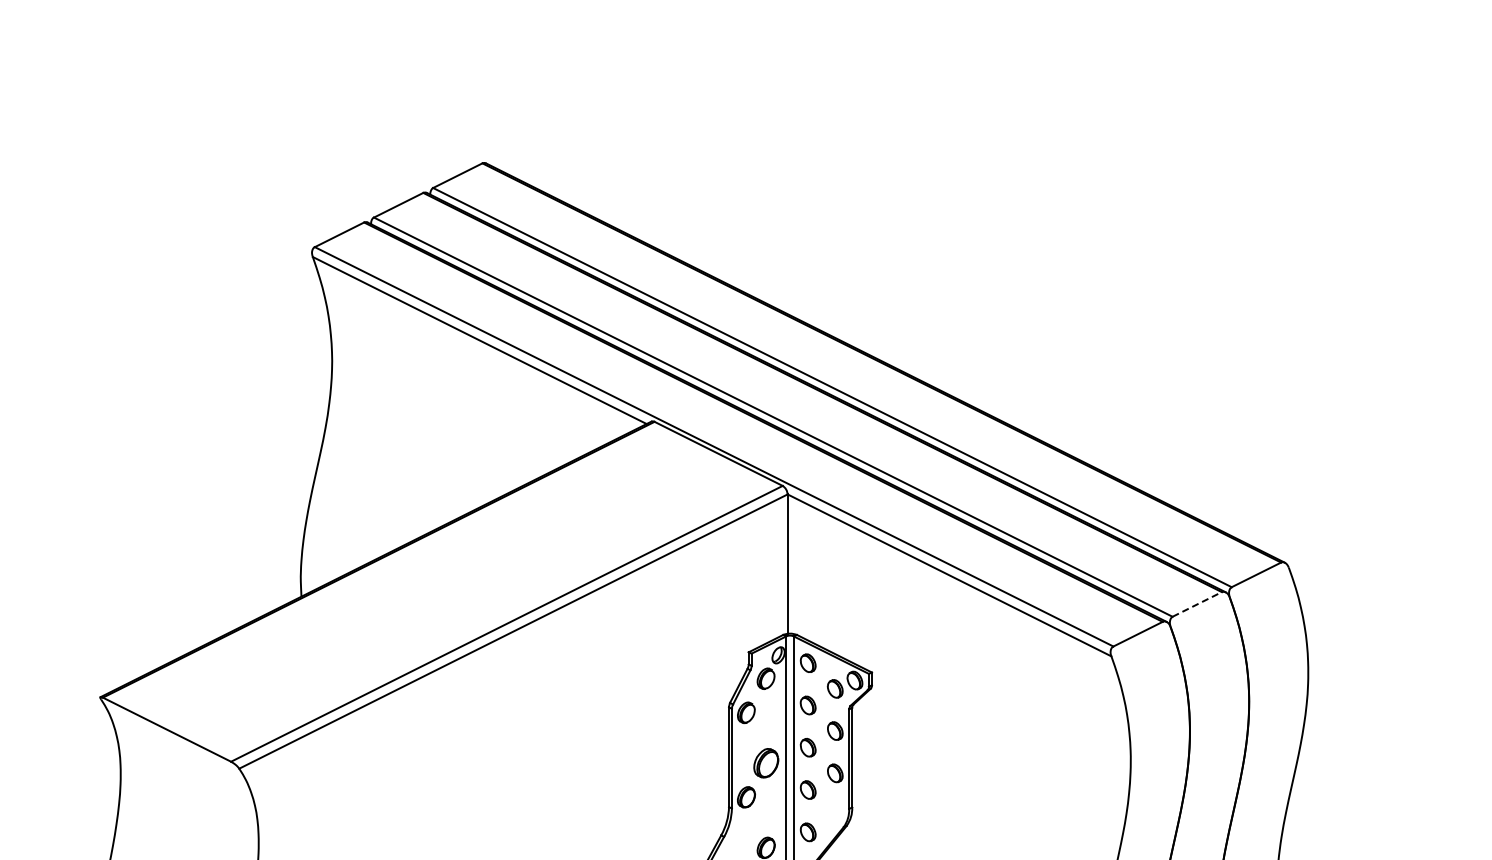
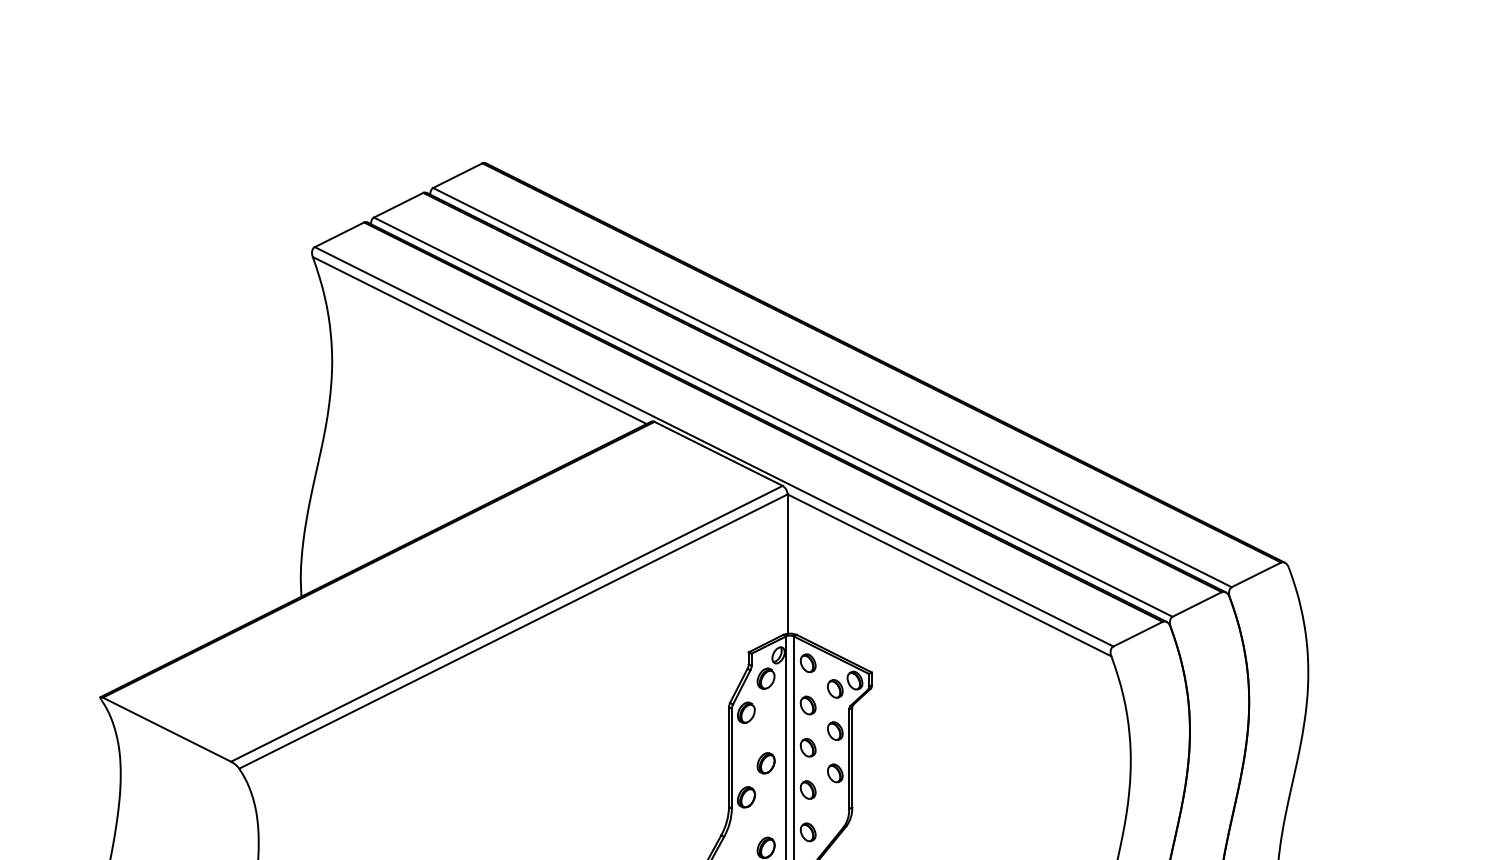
line: dashed -> solid (1197, 604)
part size: 27x31 px -> 20x23 px (765, 763)
